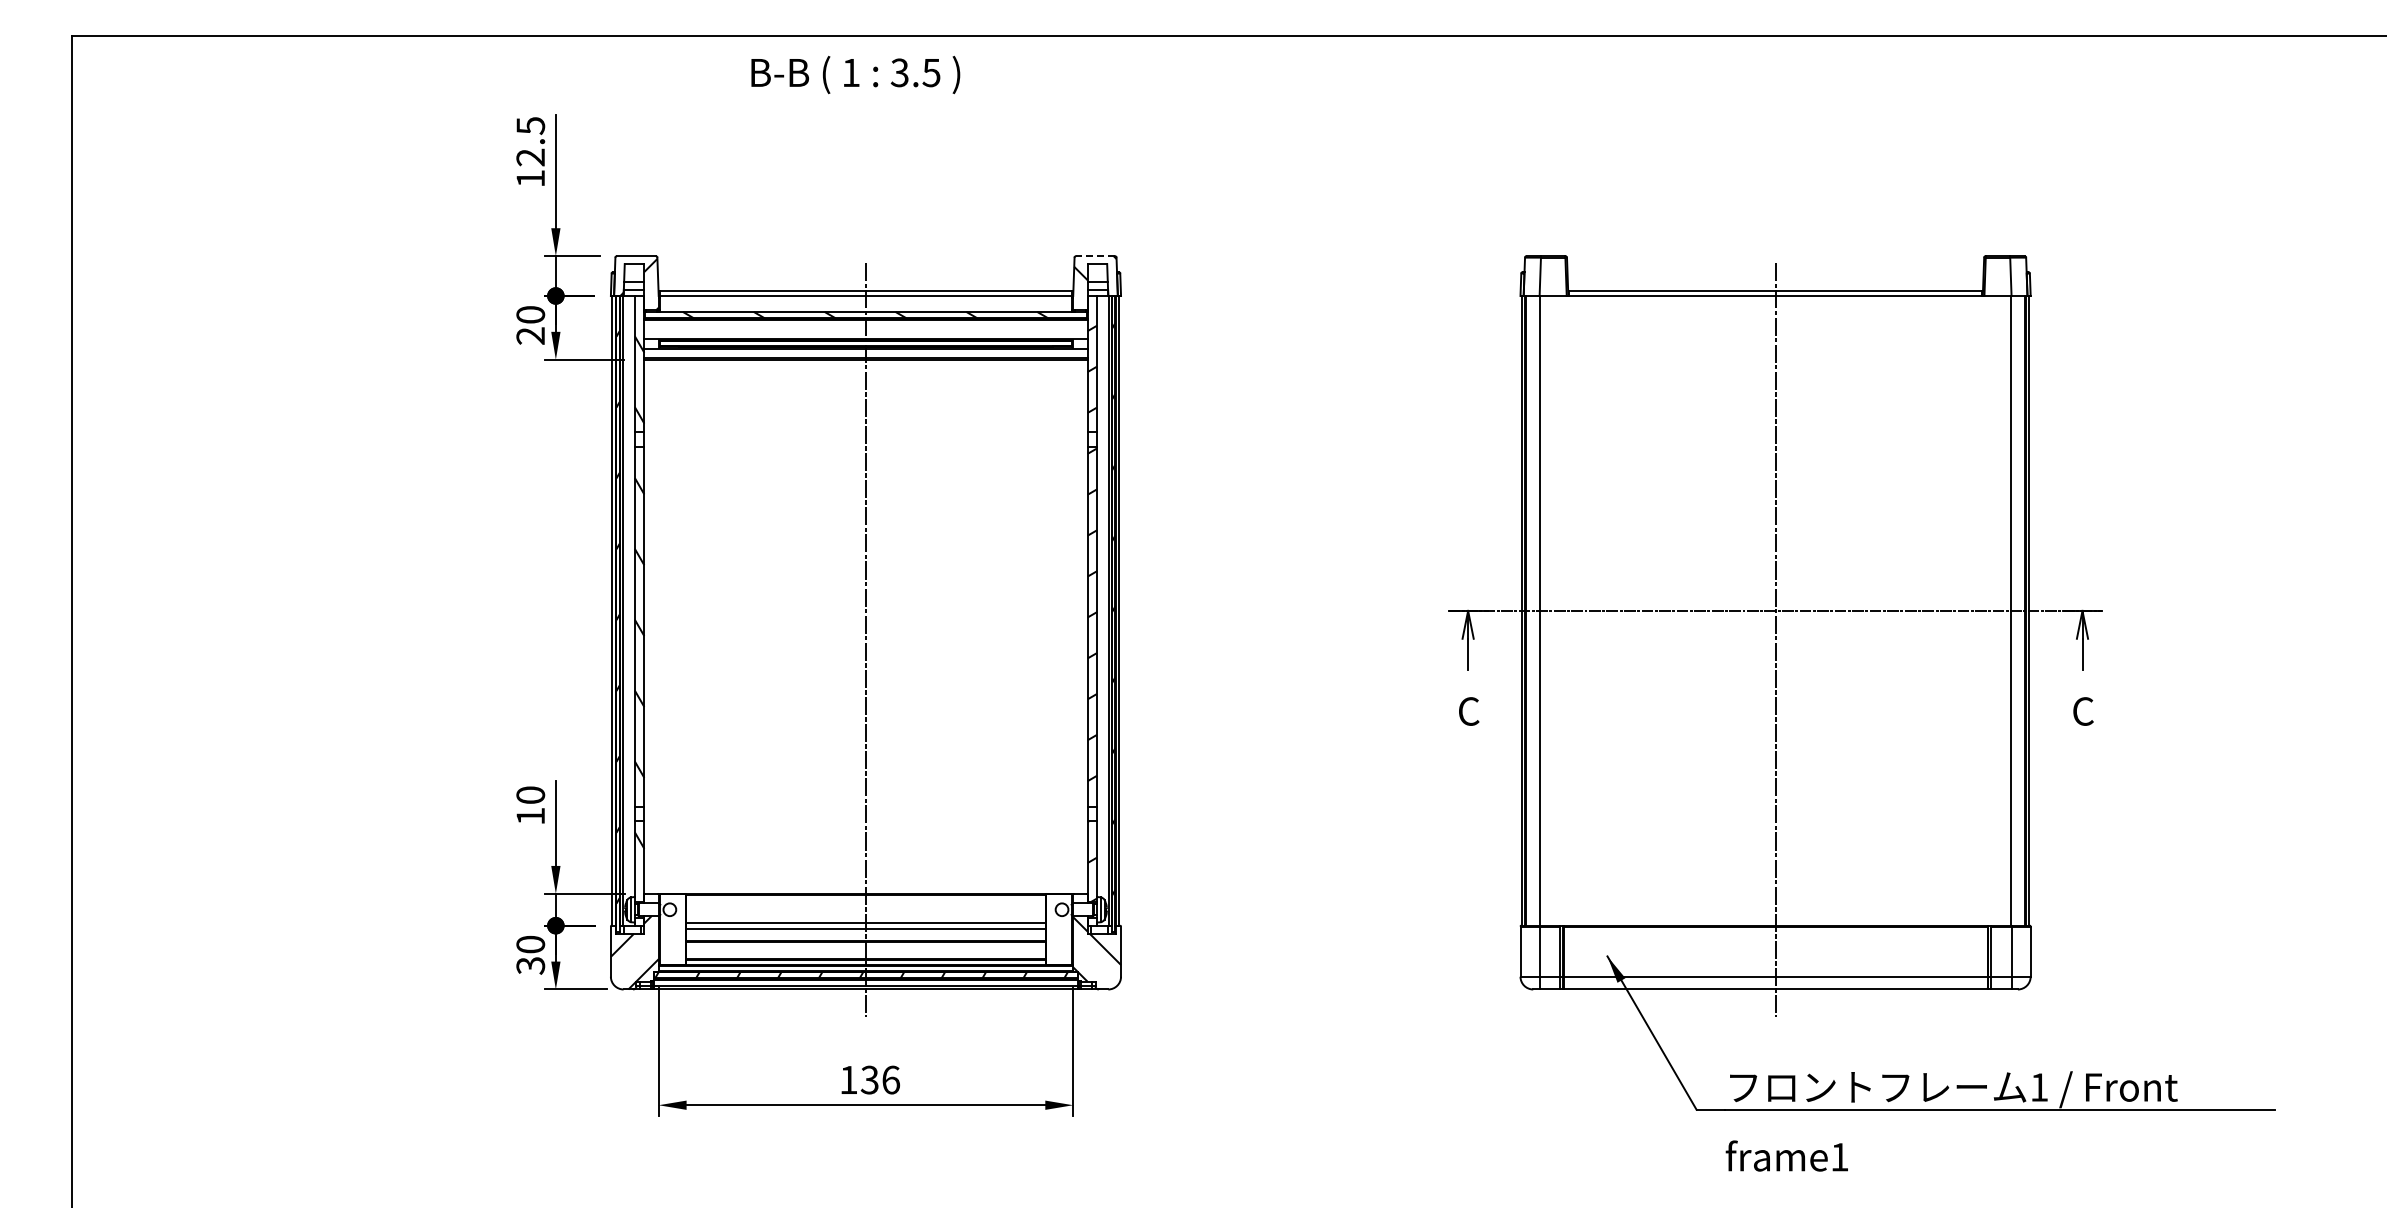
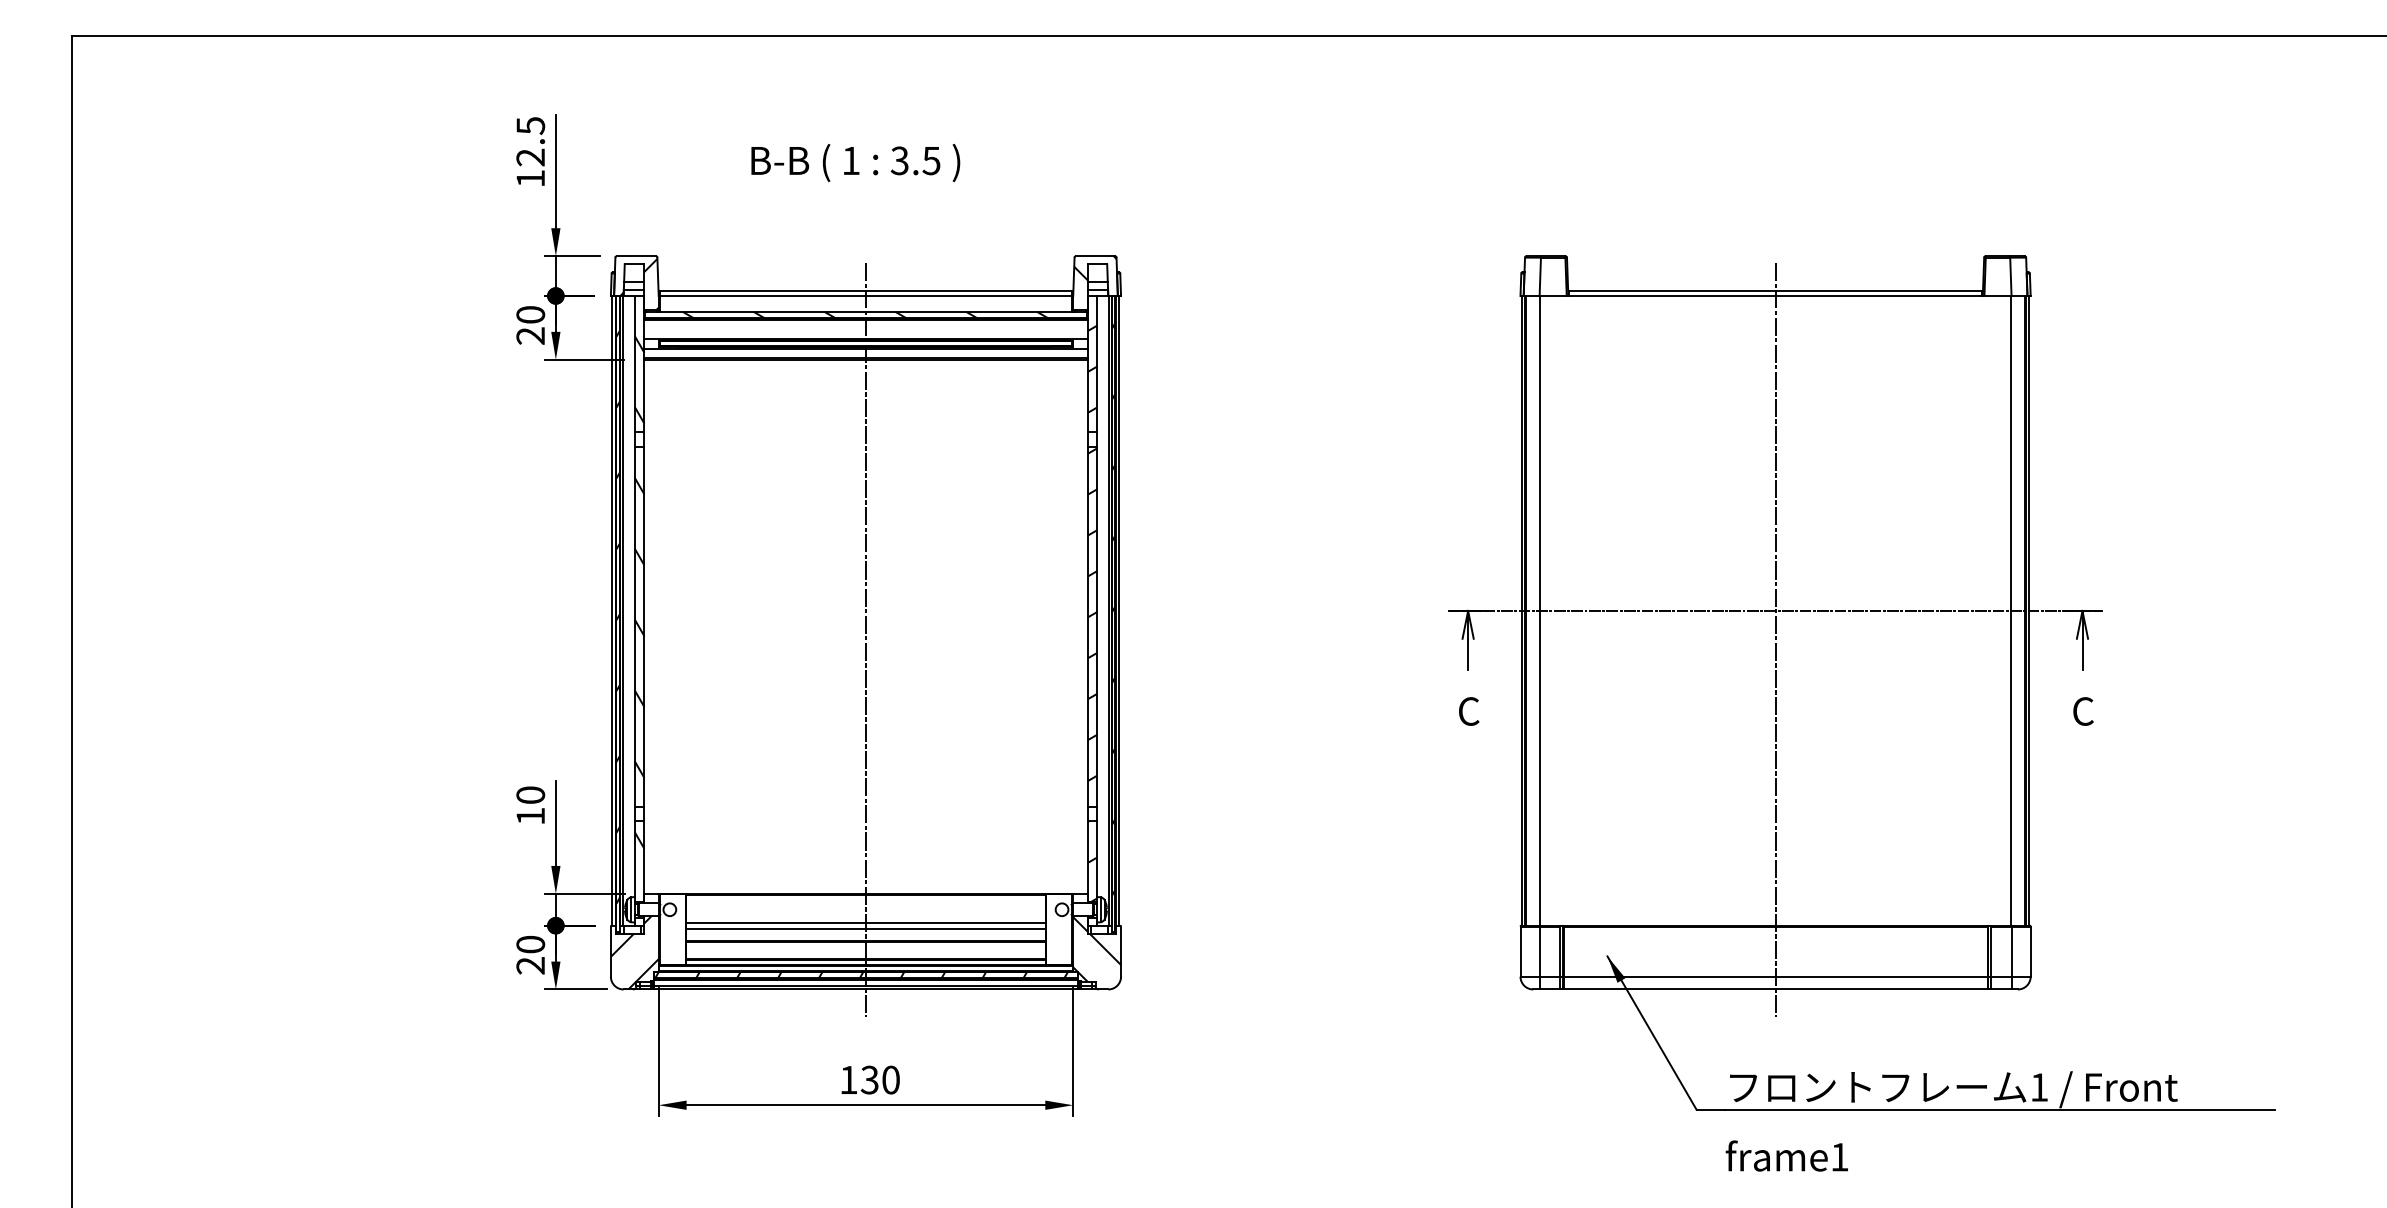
text position: (855, 75) -> (855, 163) (855, 163)
line: dashed -> solid (1095, 256)
text: 30 -> 20 (530, 965)
text: 136 -> 130 (891, 1079)
